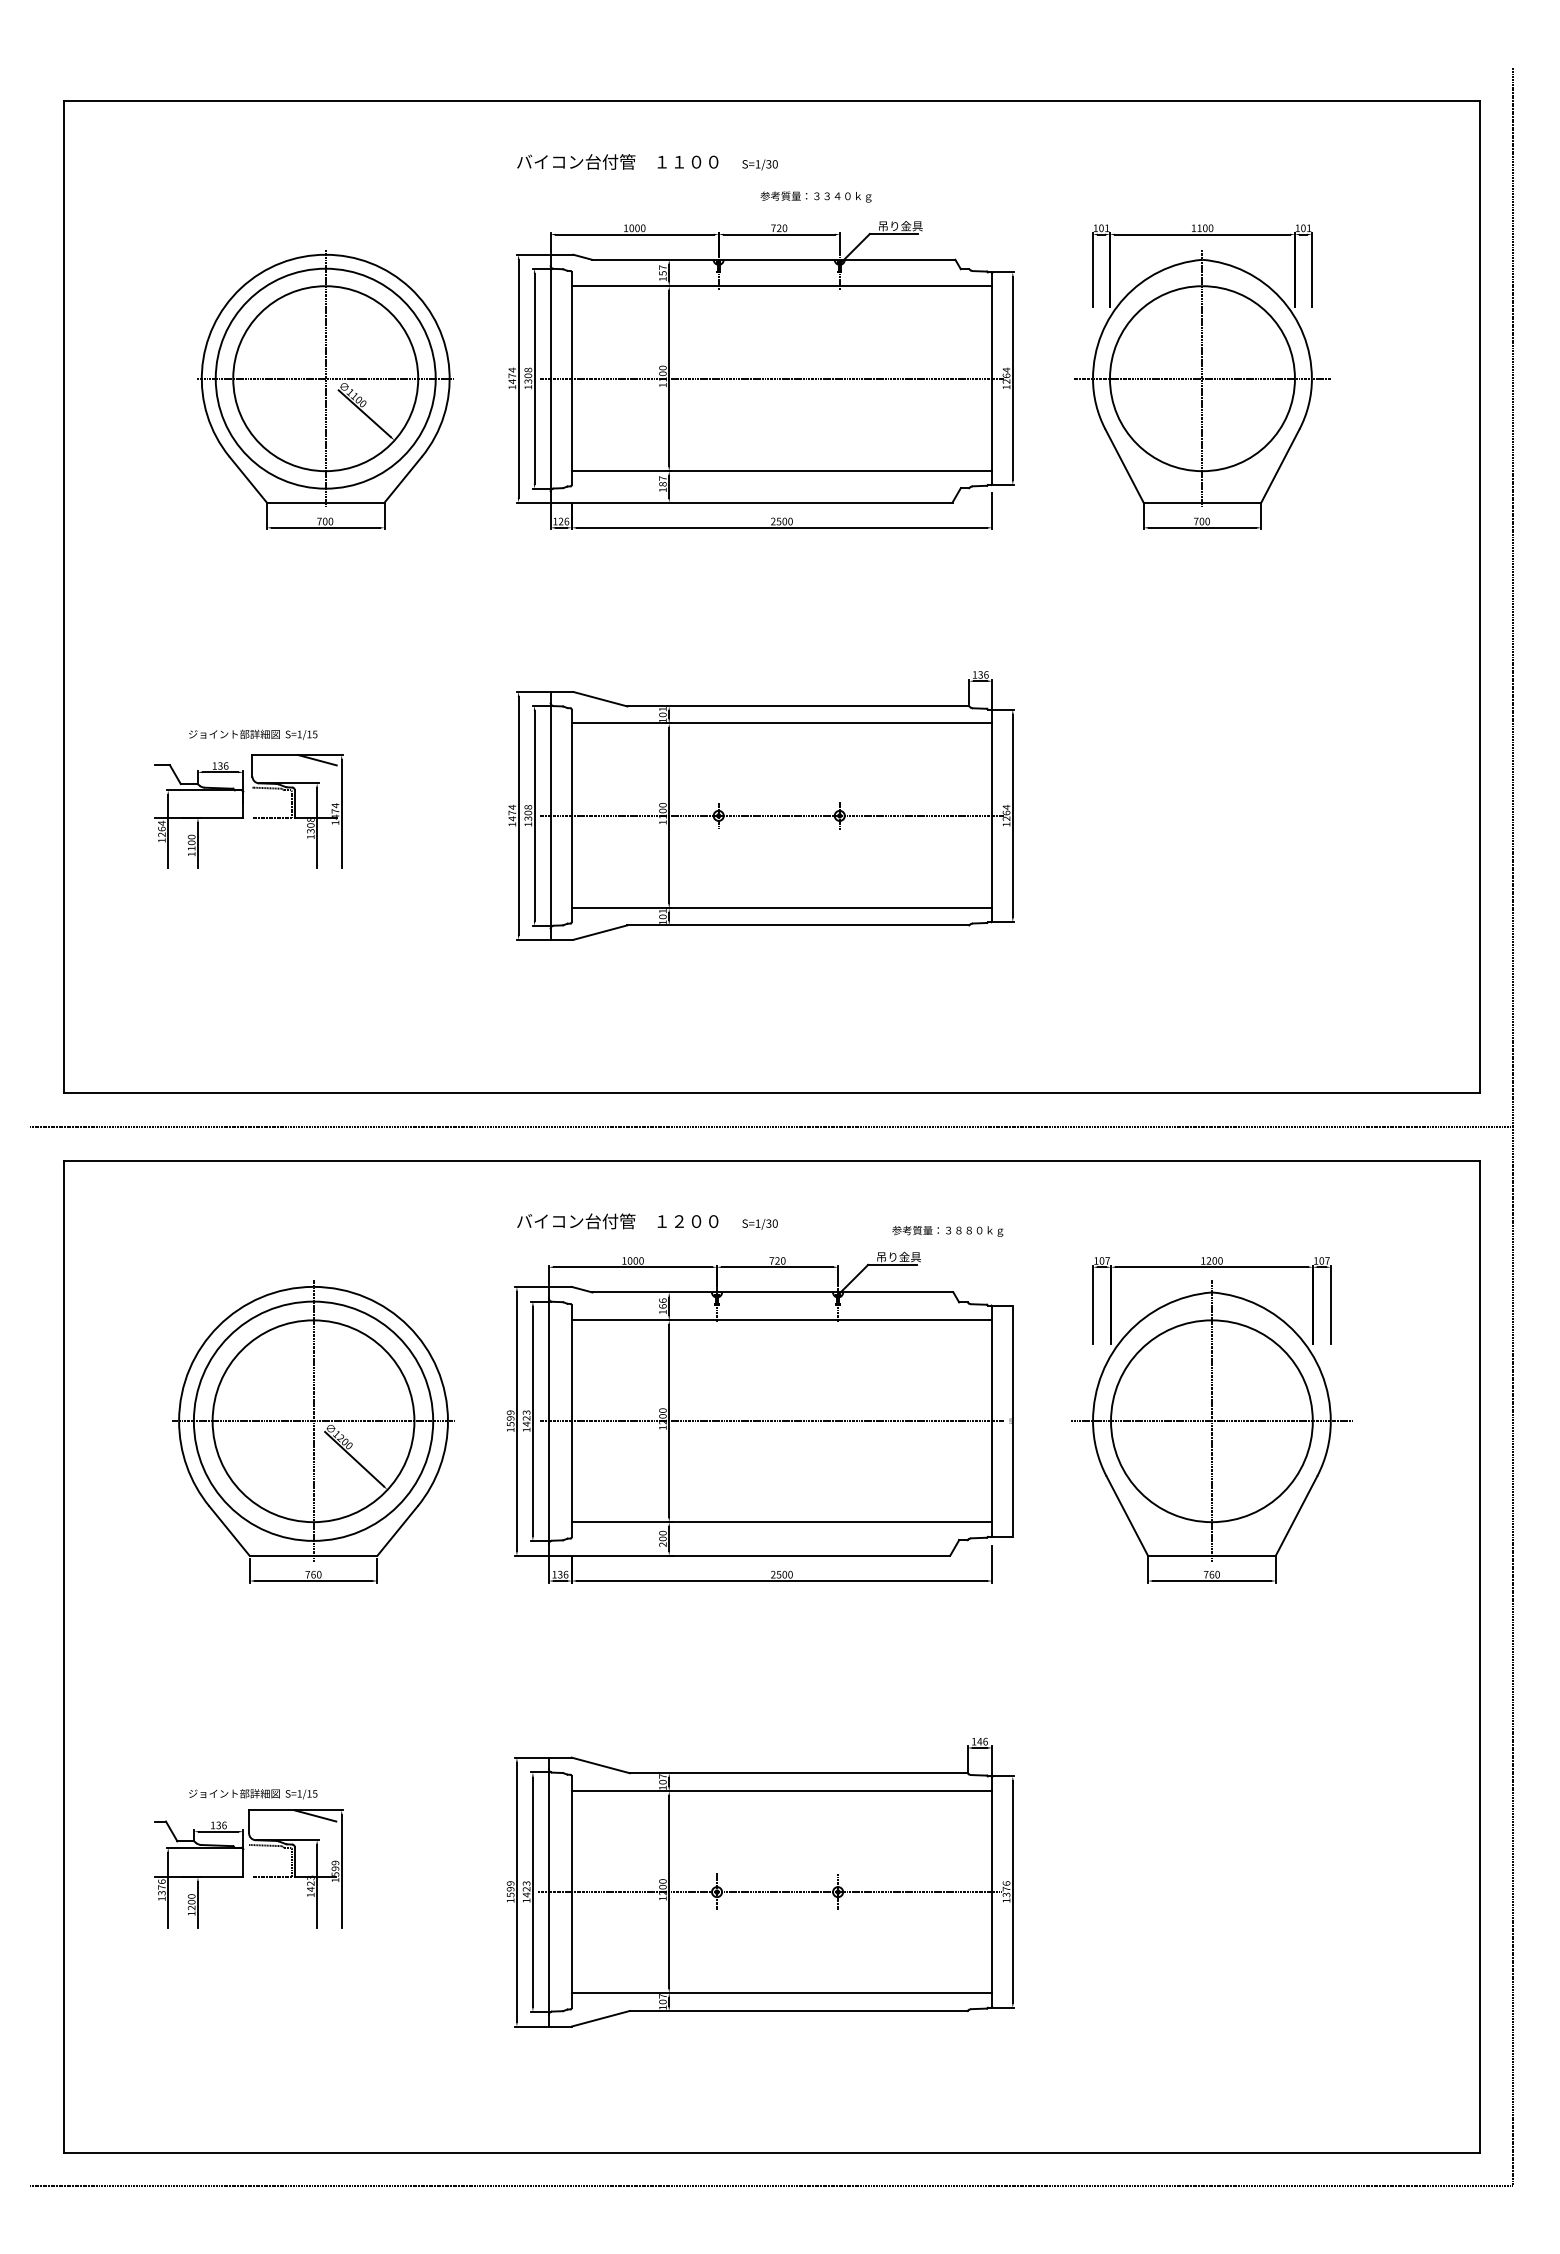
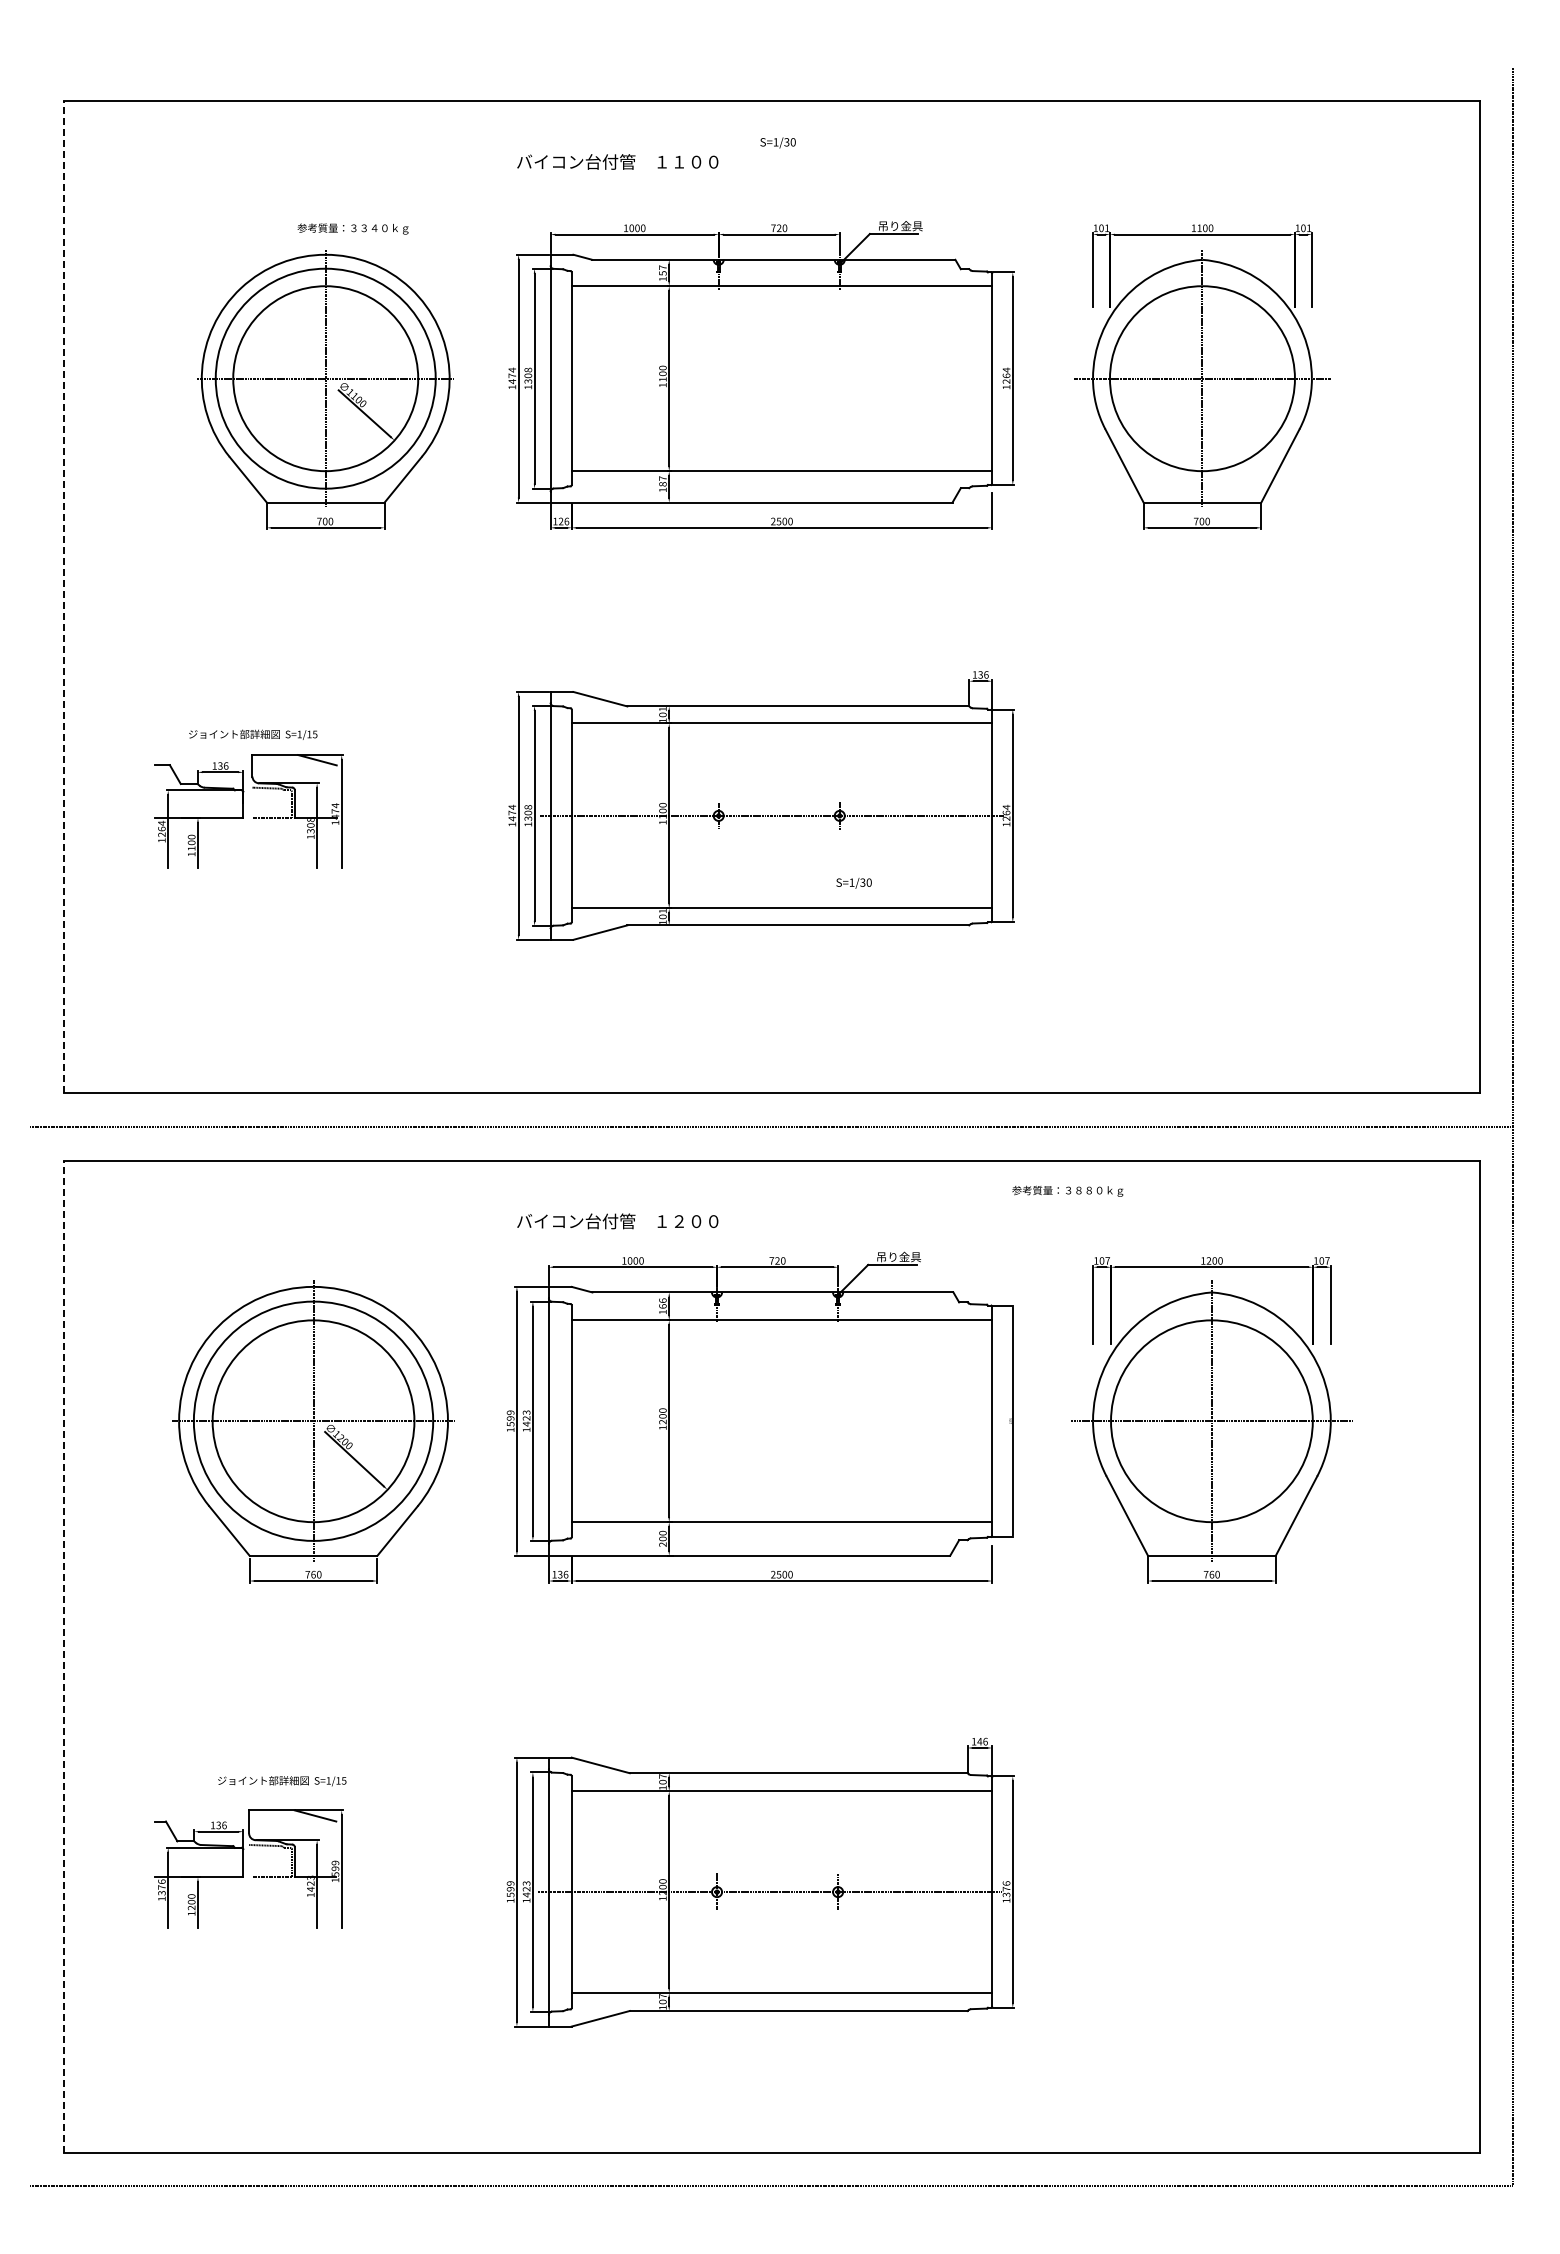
text position: (759, 164) -> (777, 142) (777, 142)
text position: (815, 196) -> (352, 228) (352, 228)
line: present -> none (771, 378)
line: solid -> dashed (63, 596)
text position: (759, 1224) -> (853, 883) (853, 883)
text position: (947, 1230) -> (1067, 1190) (1067, 1190)
line: present -> none (771, 1421)
line: solid -> dashed (63, 1656)
text position: (253, 1794) -> (282, 1781) (282, 1781)
